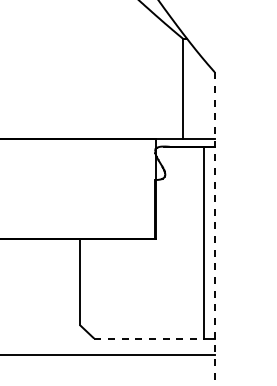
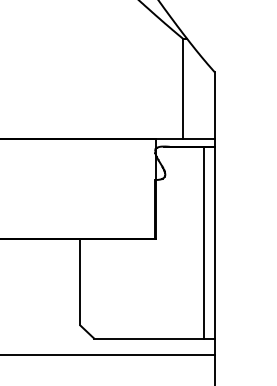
line: dashed -> solid (214, 229)
line: dashed -> solid (149, 338)
